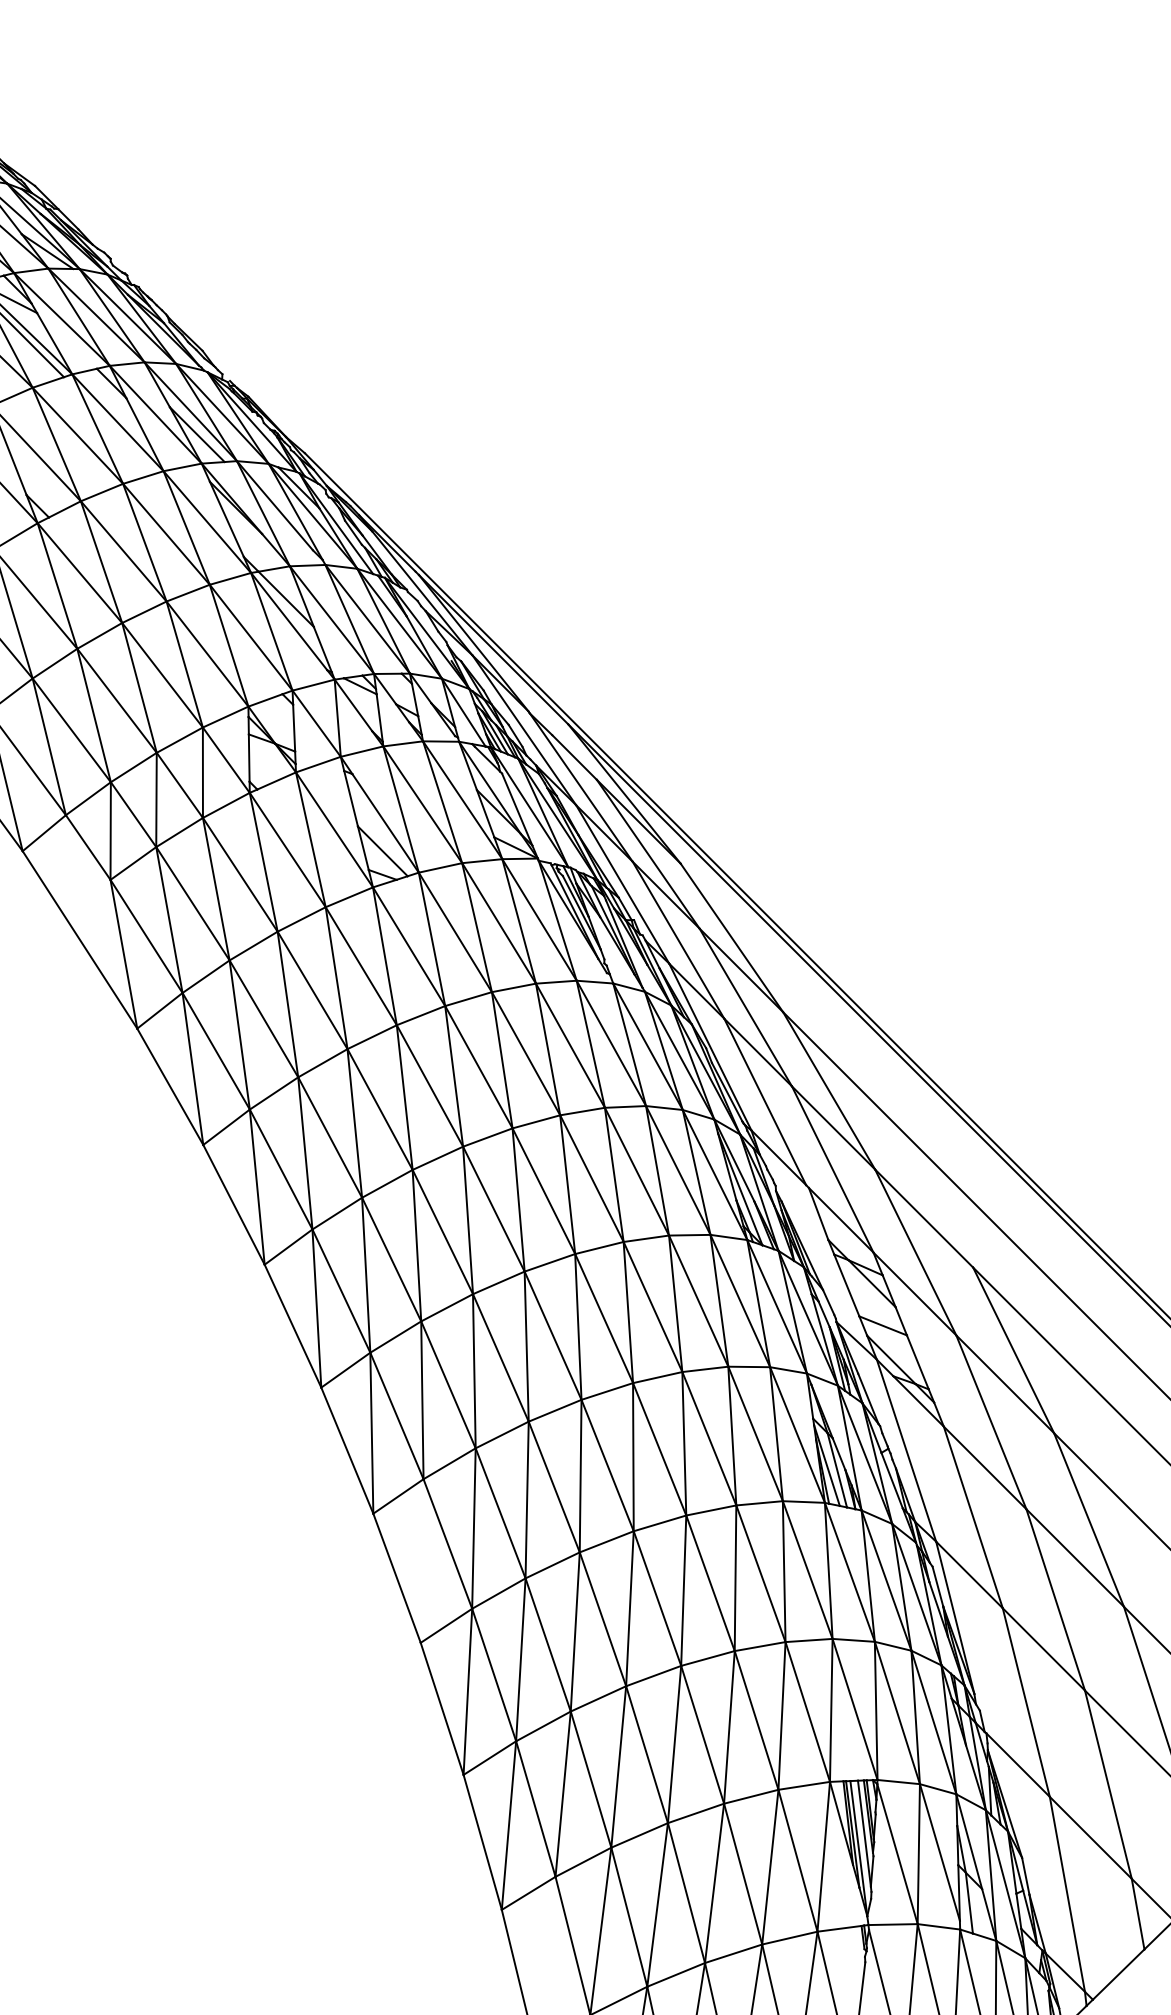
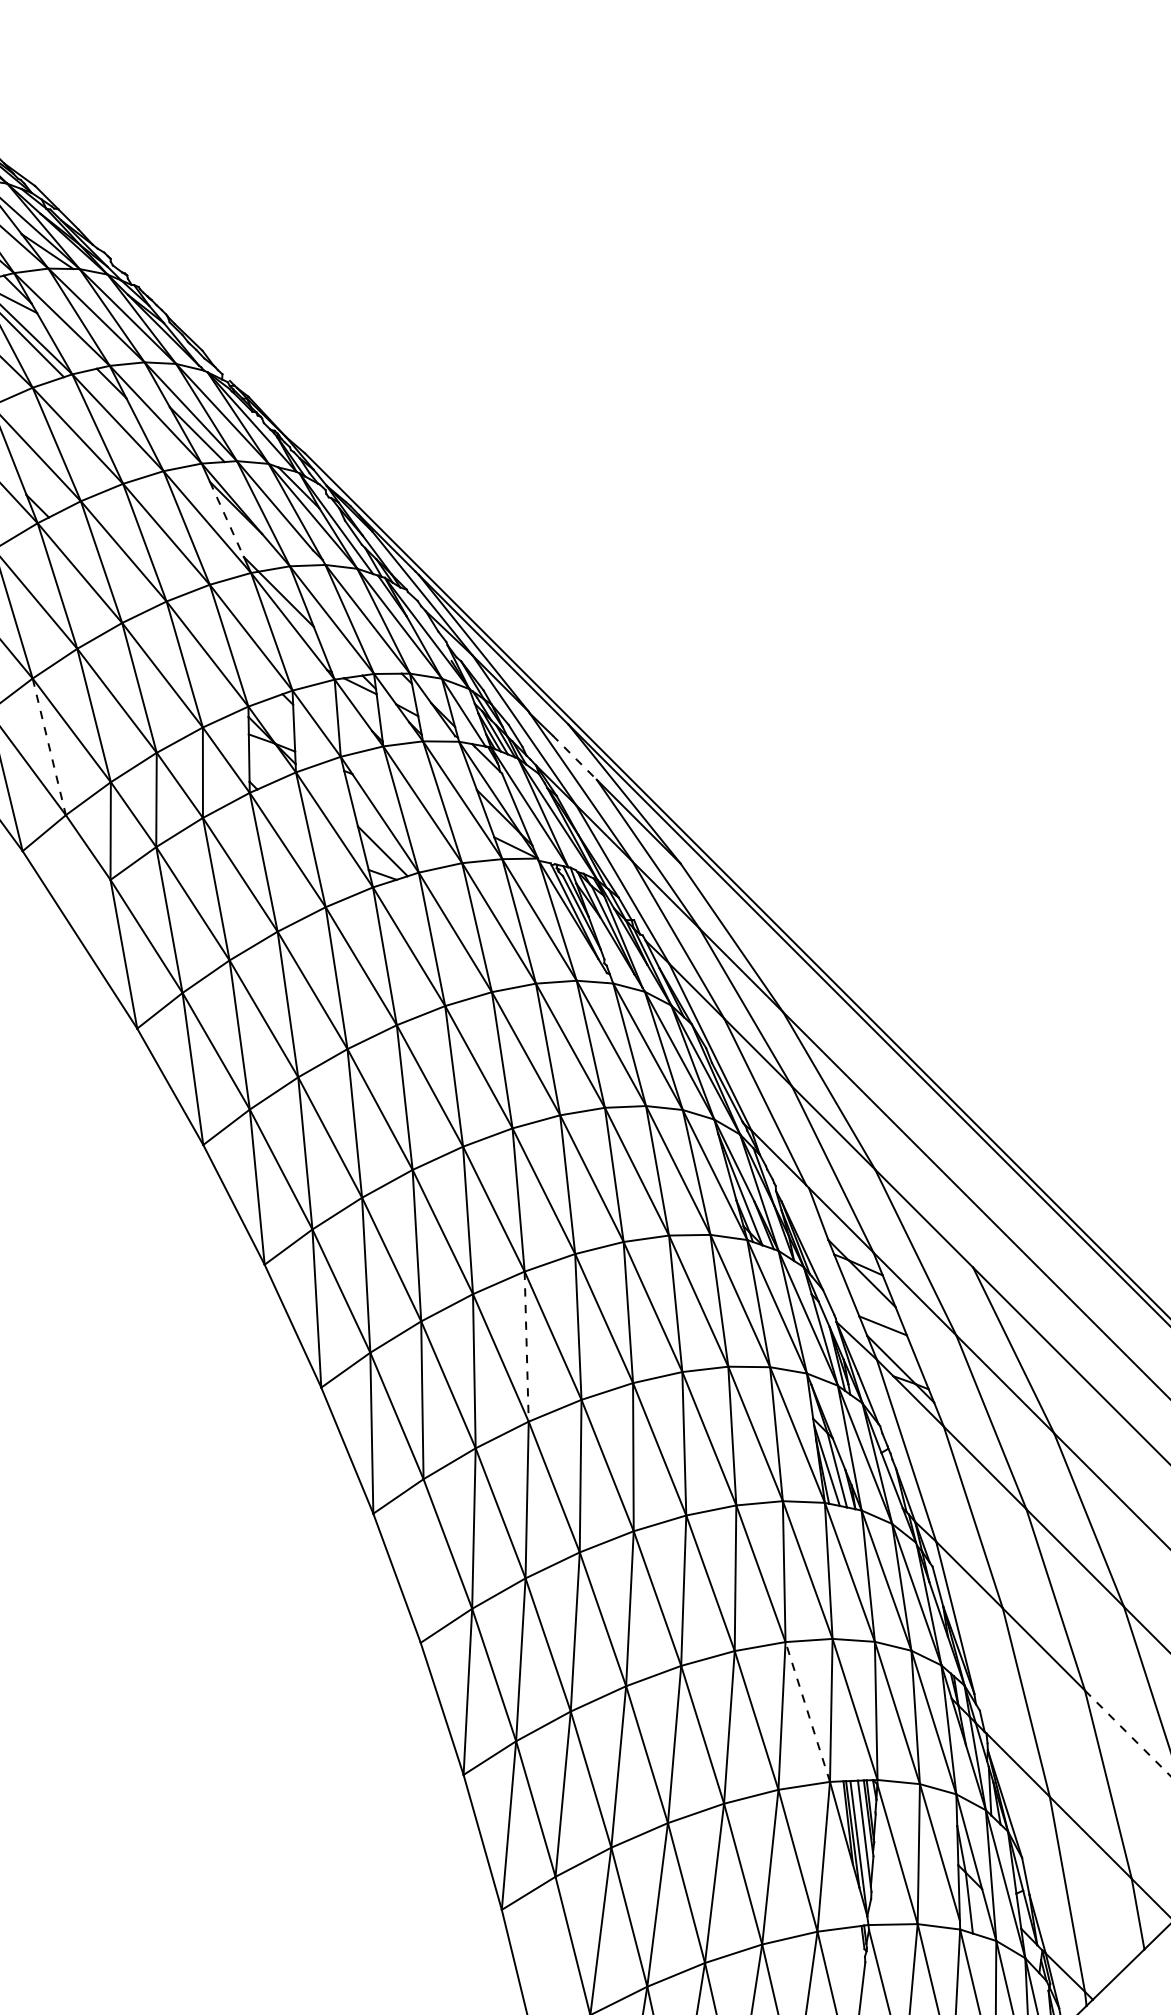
line: solid -> dashed (227, 519)
line: solid -> dashed (49, 747)
line: solid -> dashed (574, 757)
line: solid -> dashed (526, 1347)
line: solid -> dashed (807, 1711)
line: solid -> dashed (1128, 1733)
